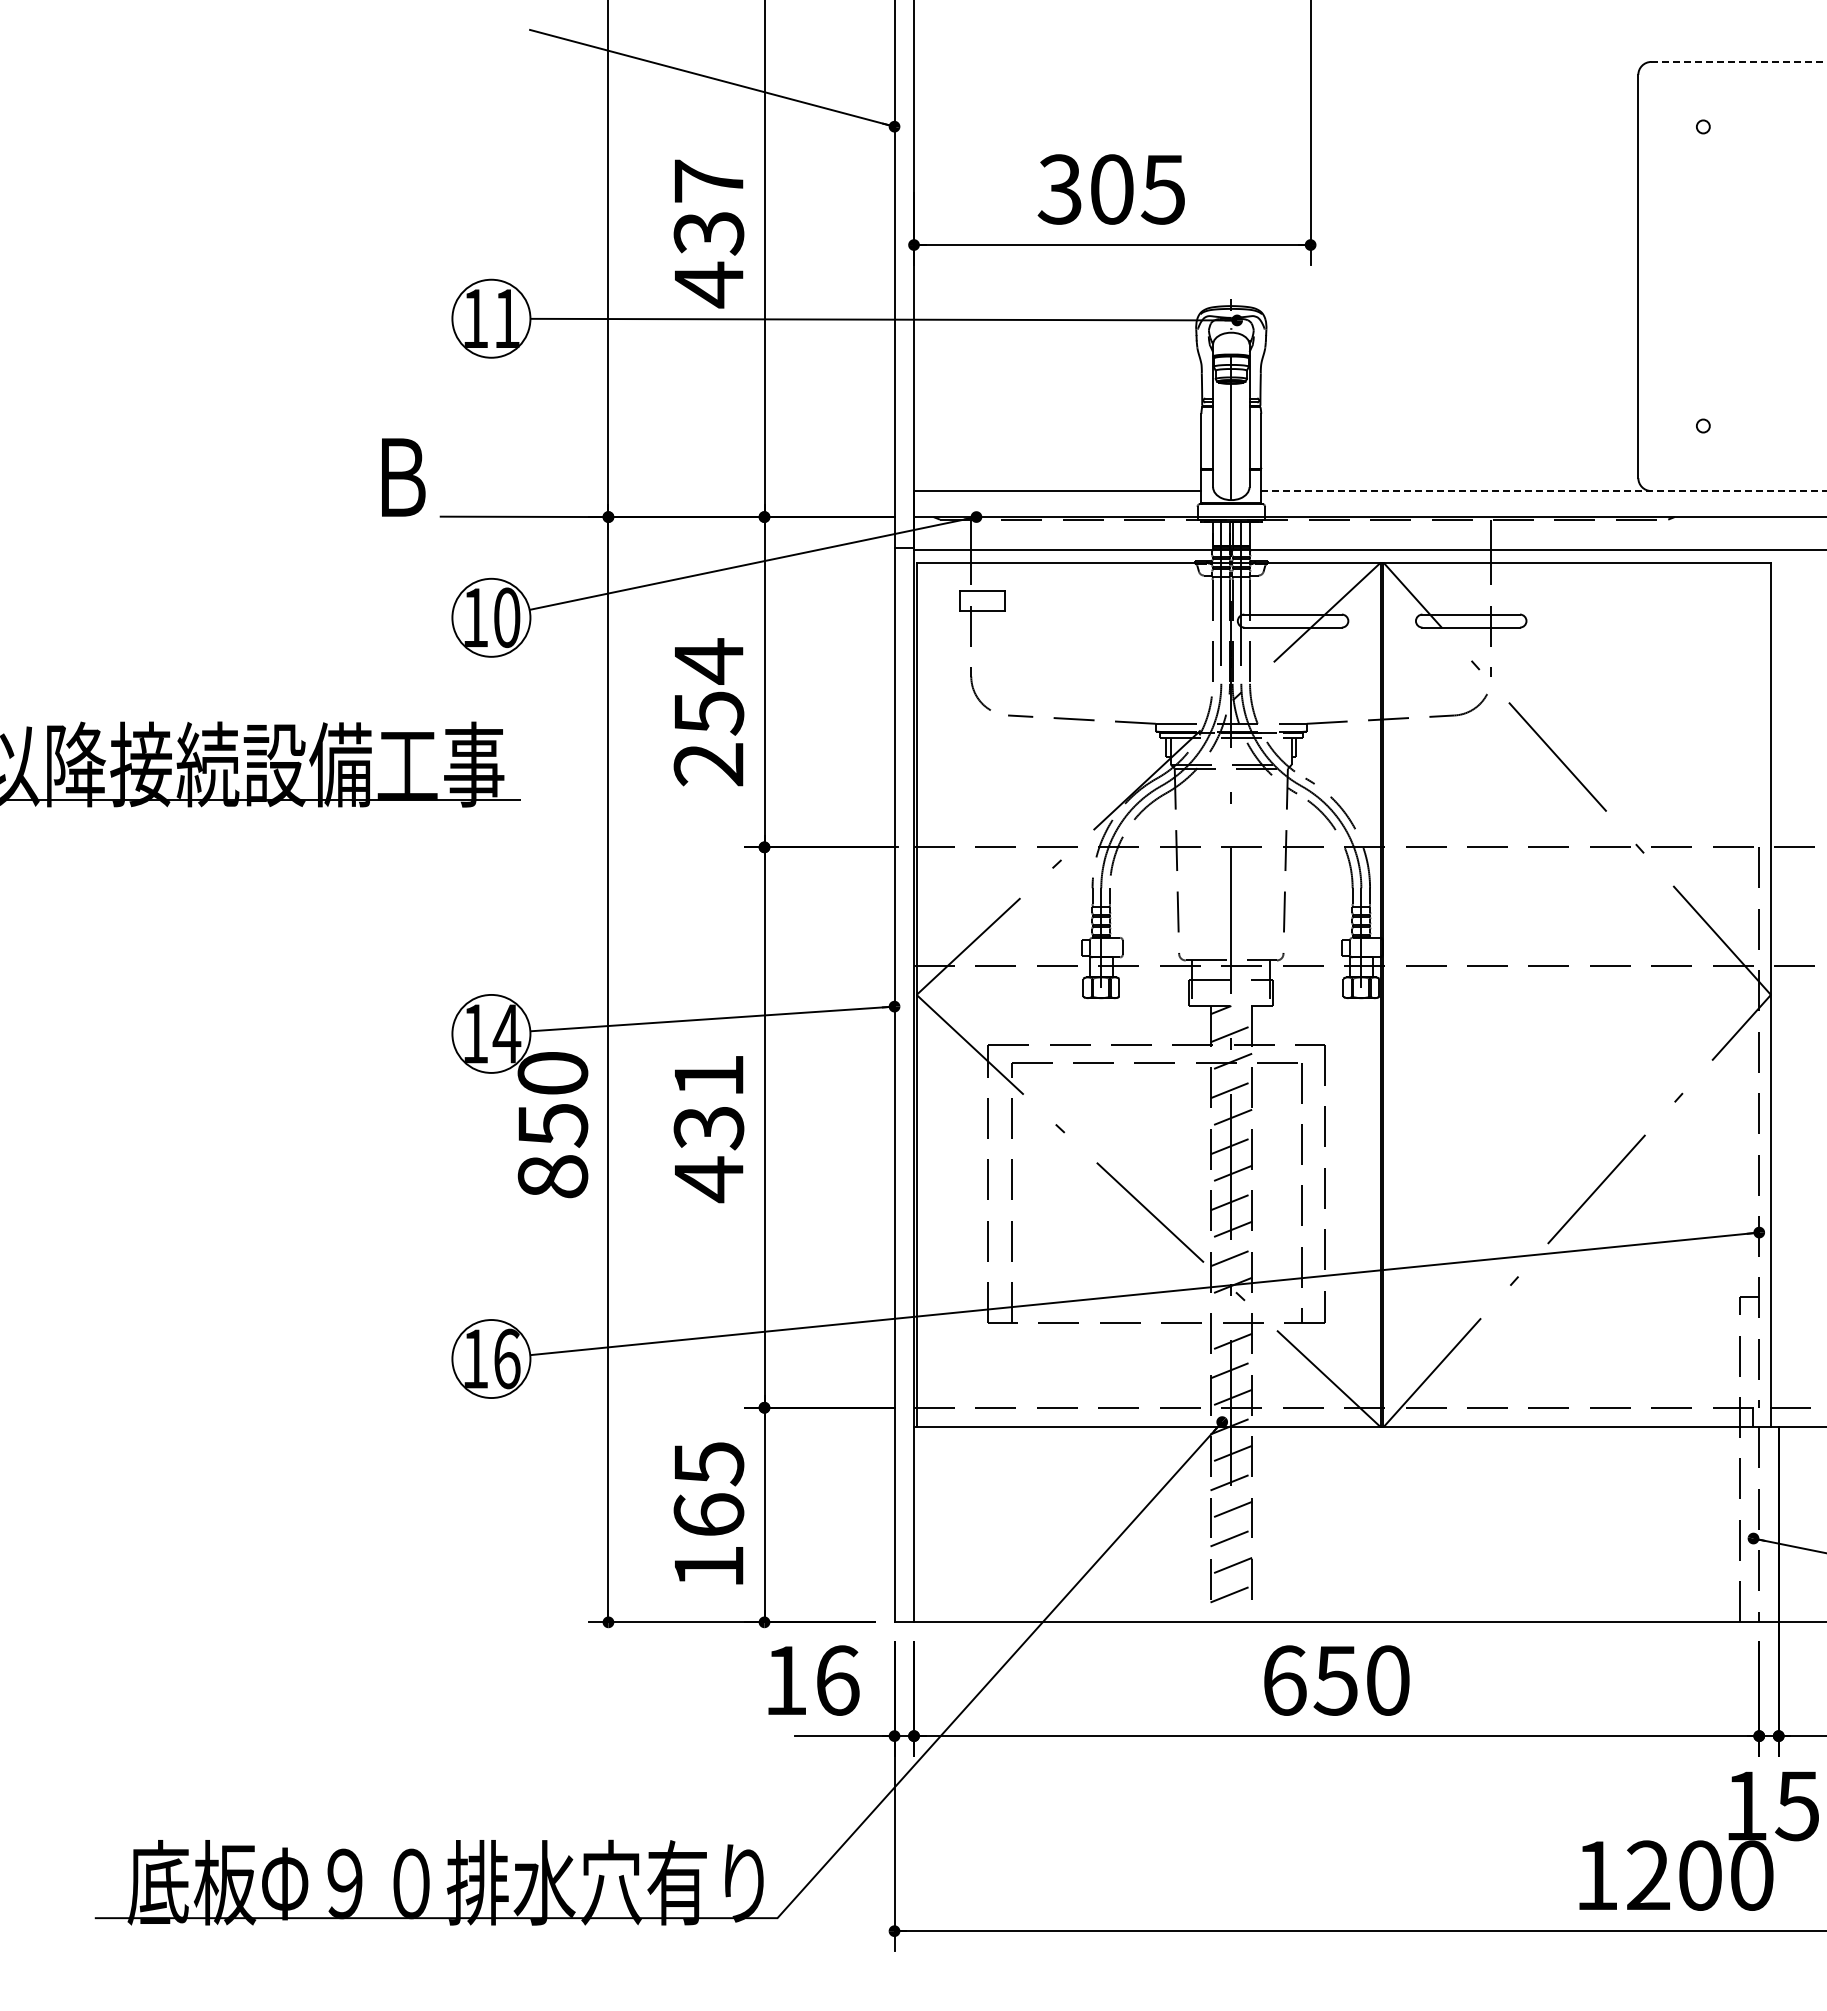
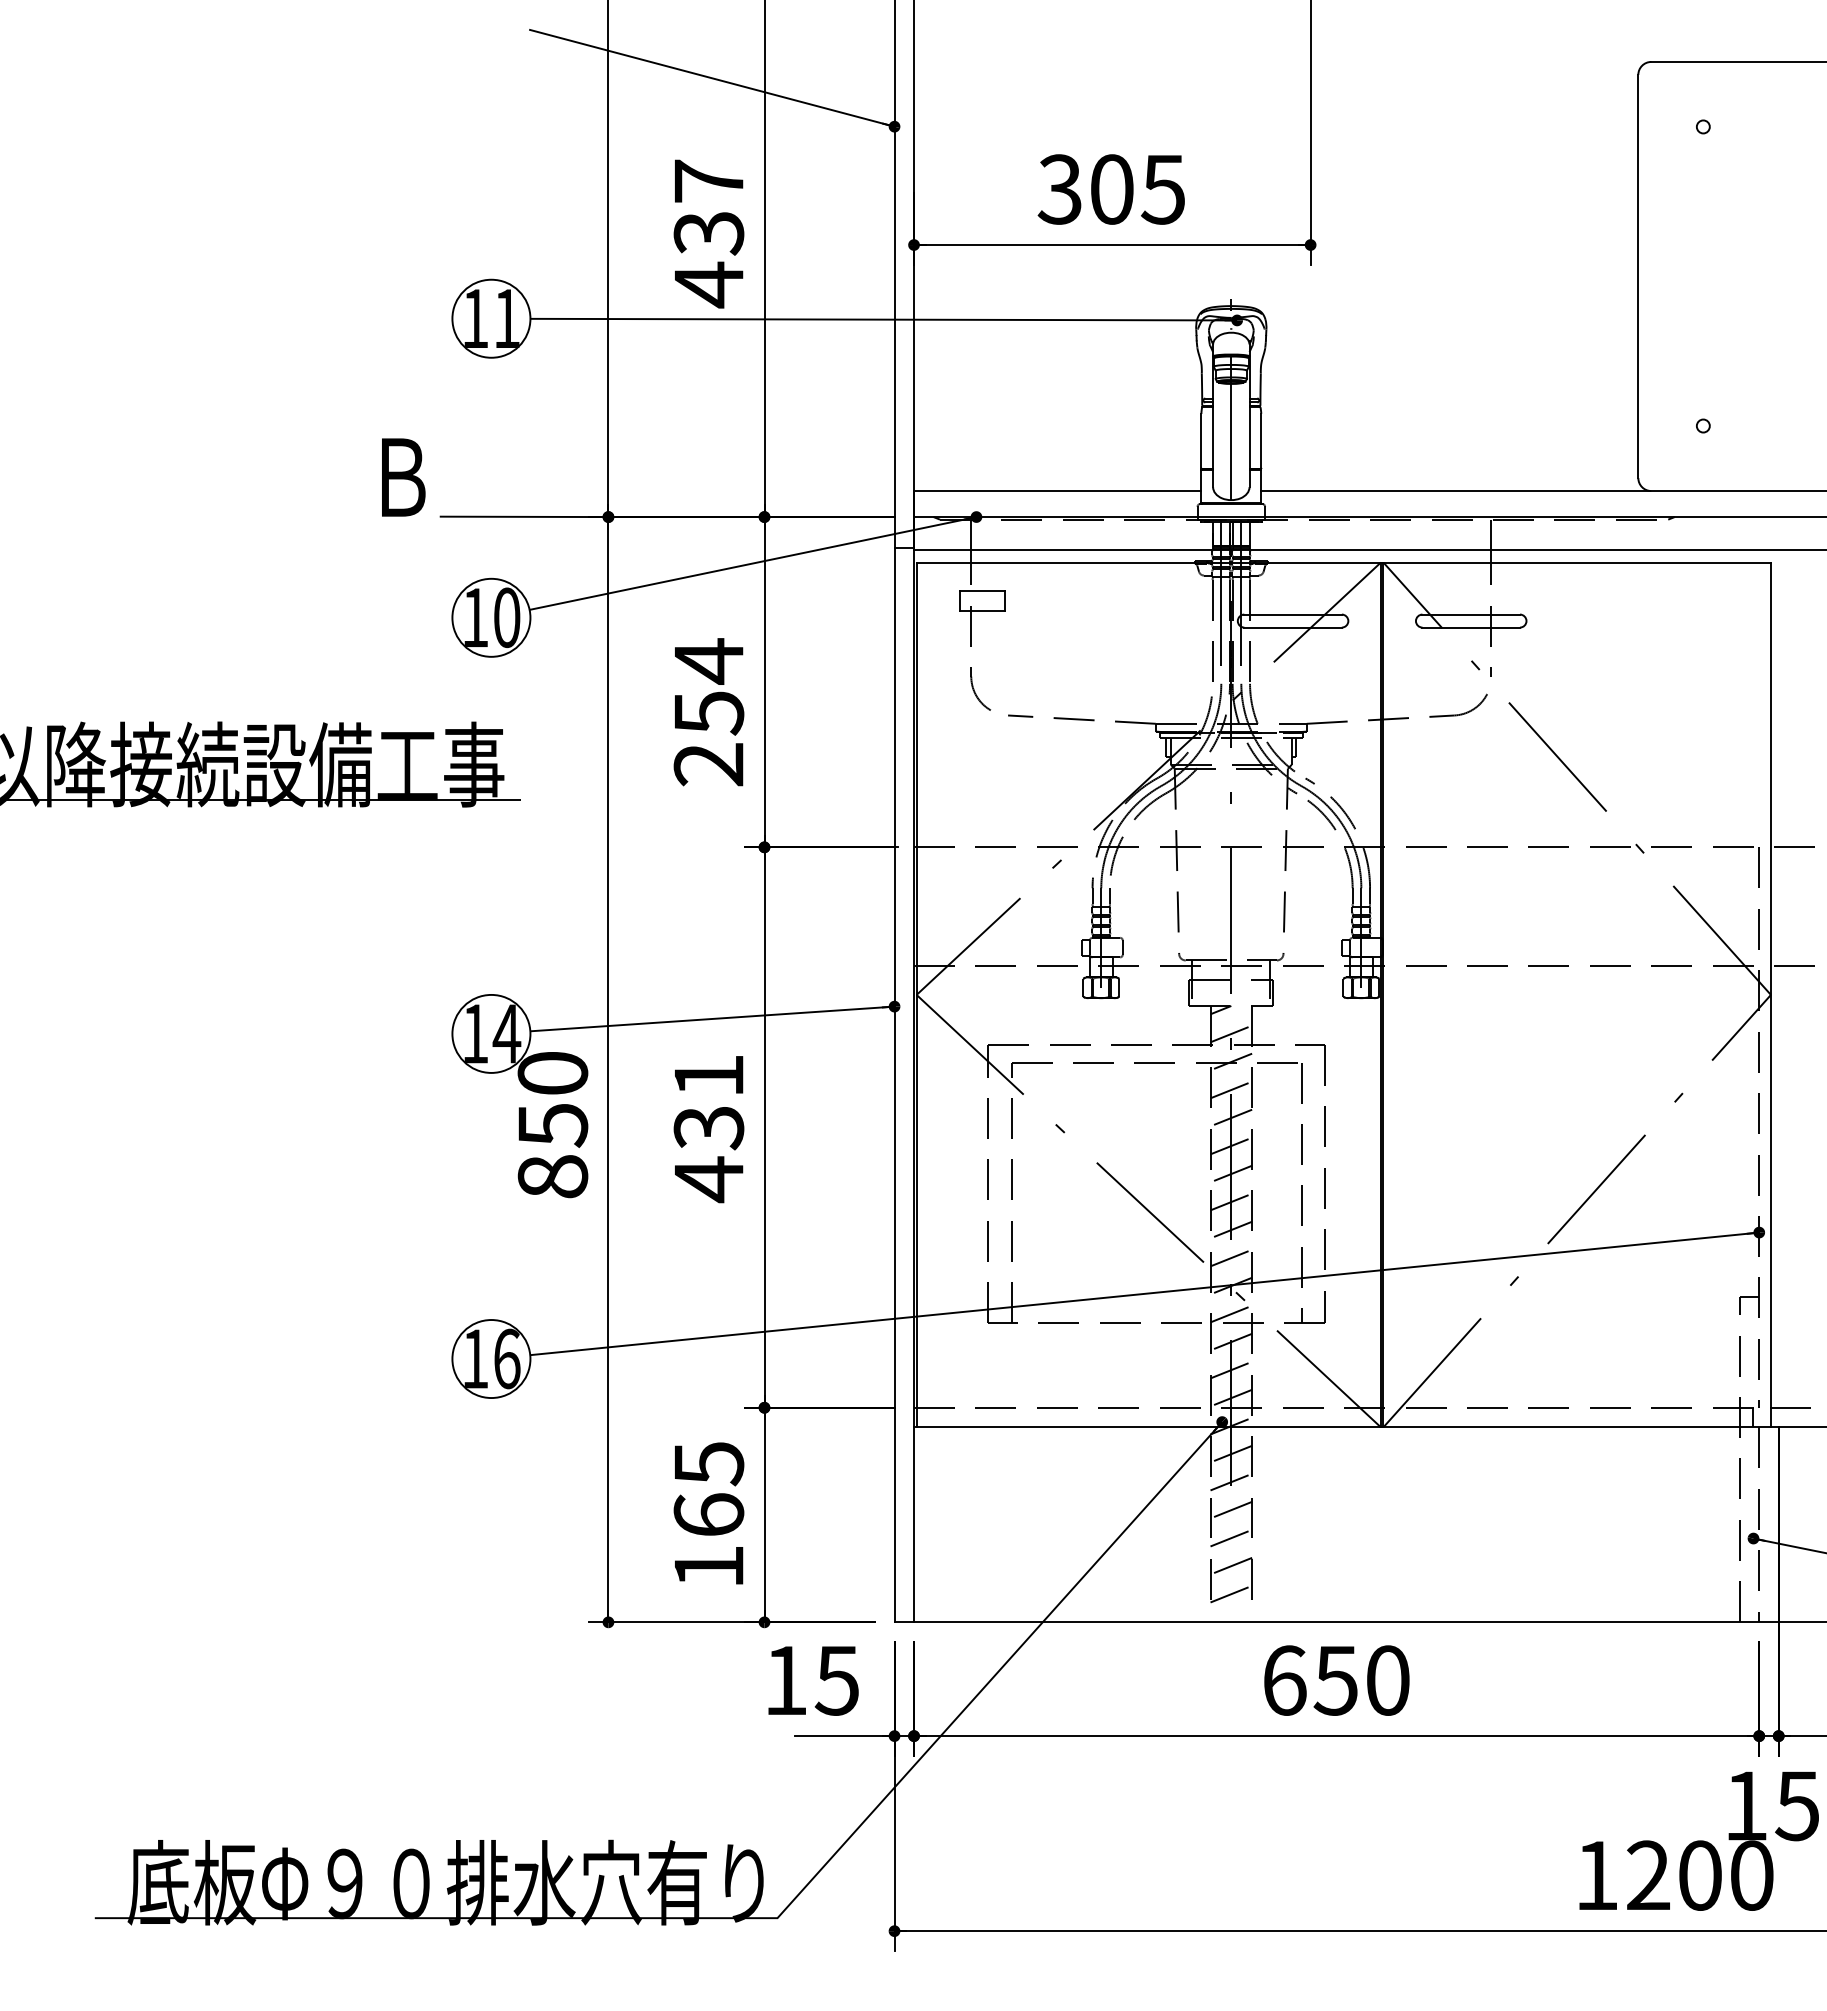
line: dashed -> solid (1739, 61)
line: dashed -> solid (1543, 491)
line: none -> present (1231, 1313)
text: 16 -> 15 (836, 1680)
